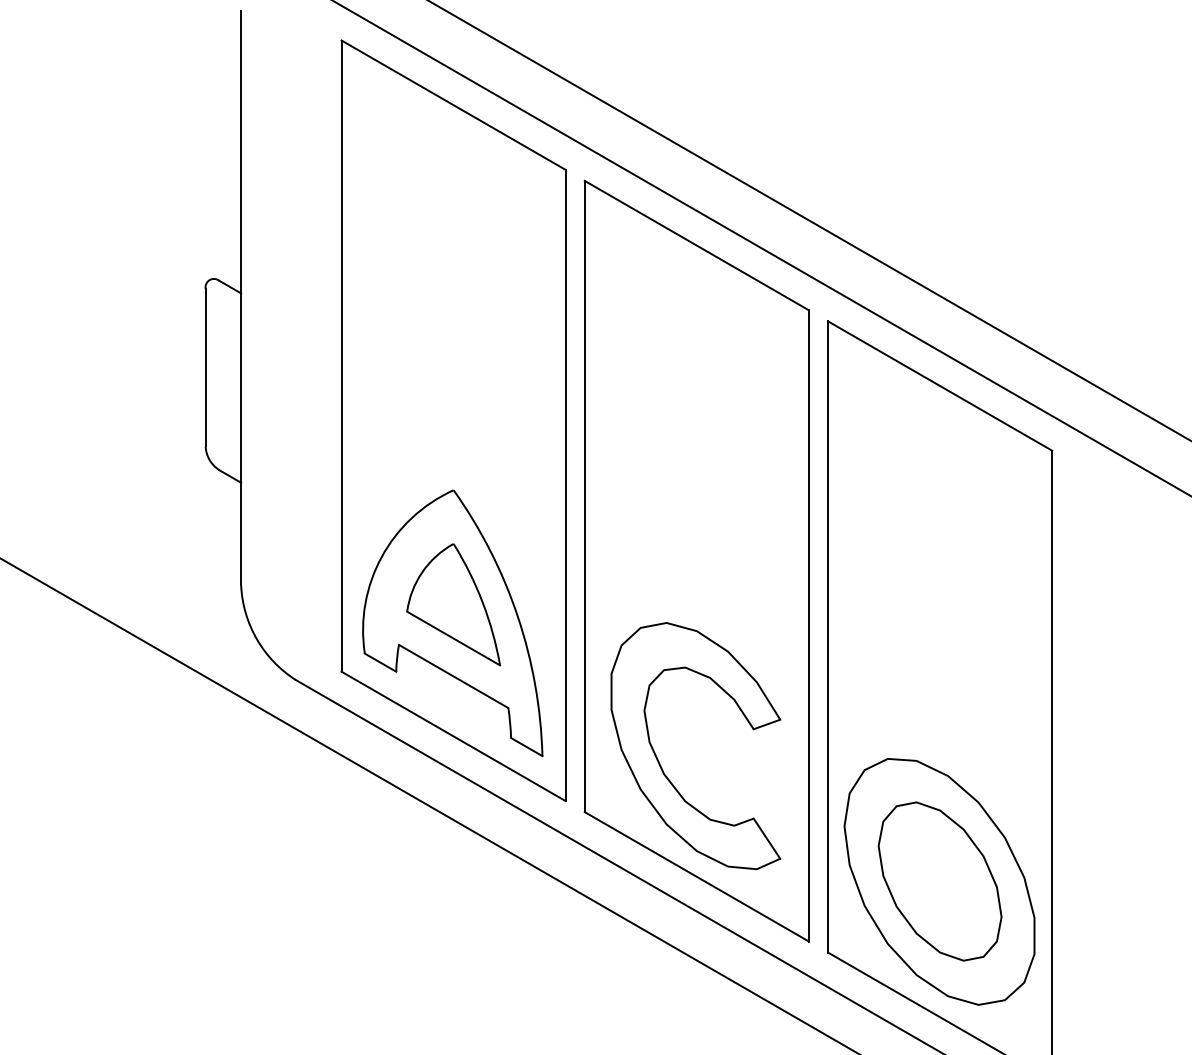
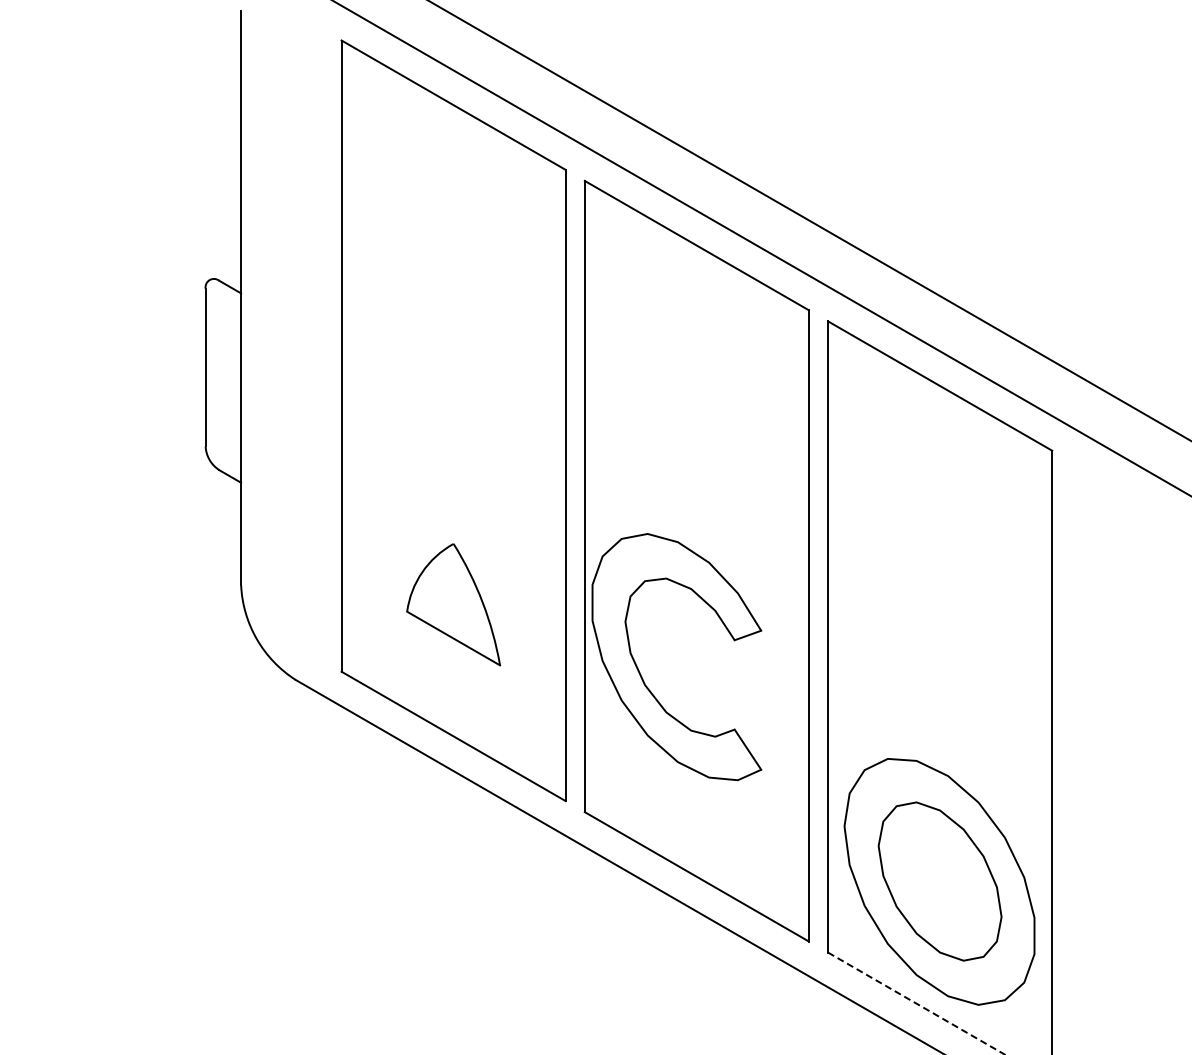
part: present -> none (452, 623)
part position: (660, 763) -> (641, 674) (641, 674)
line: present -> none (428, 805)
line: solid -> dashed (917, 1004)
